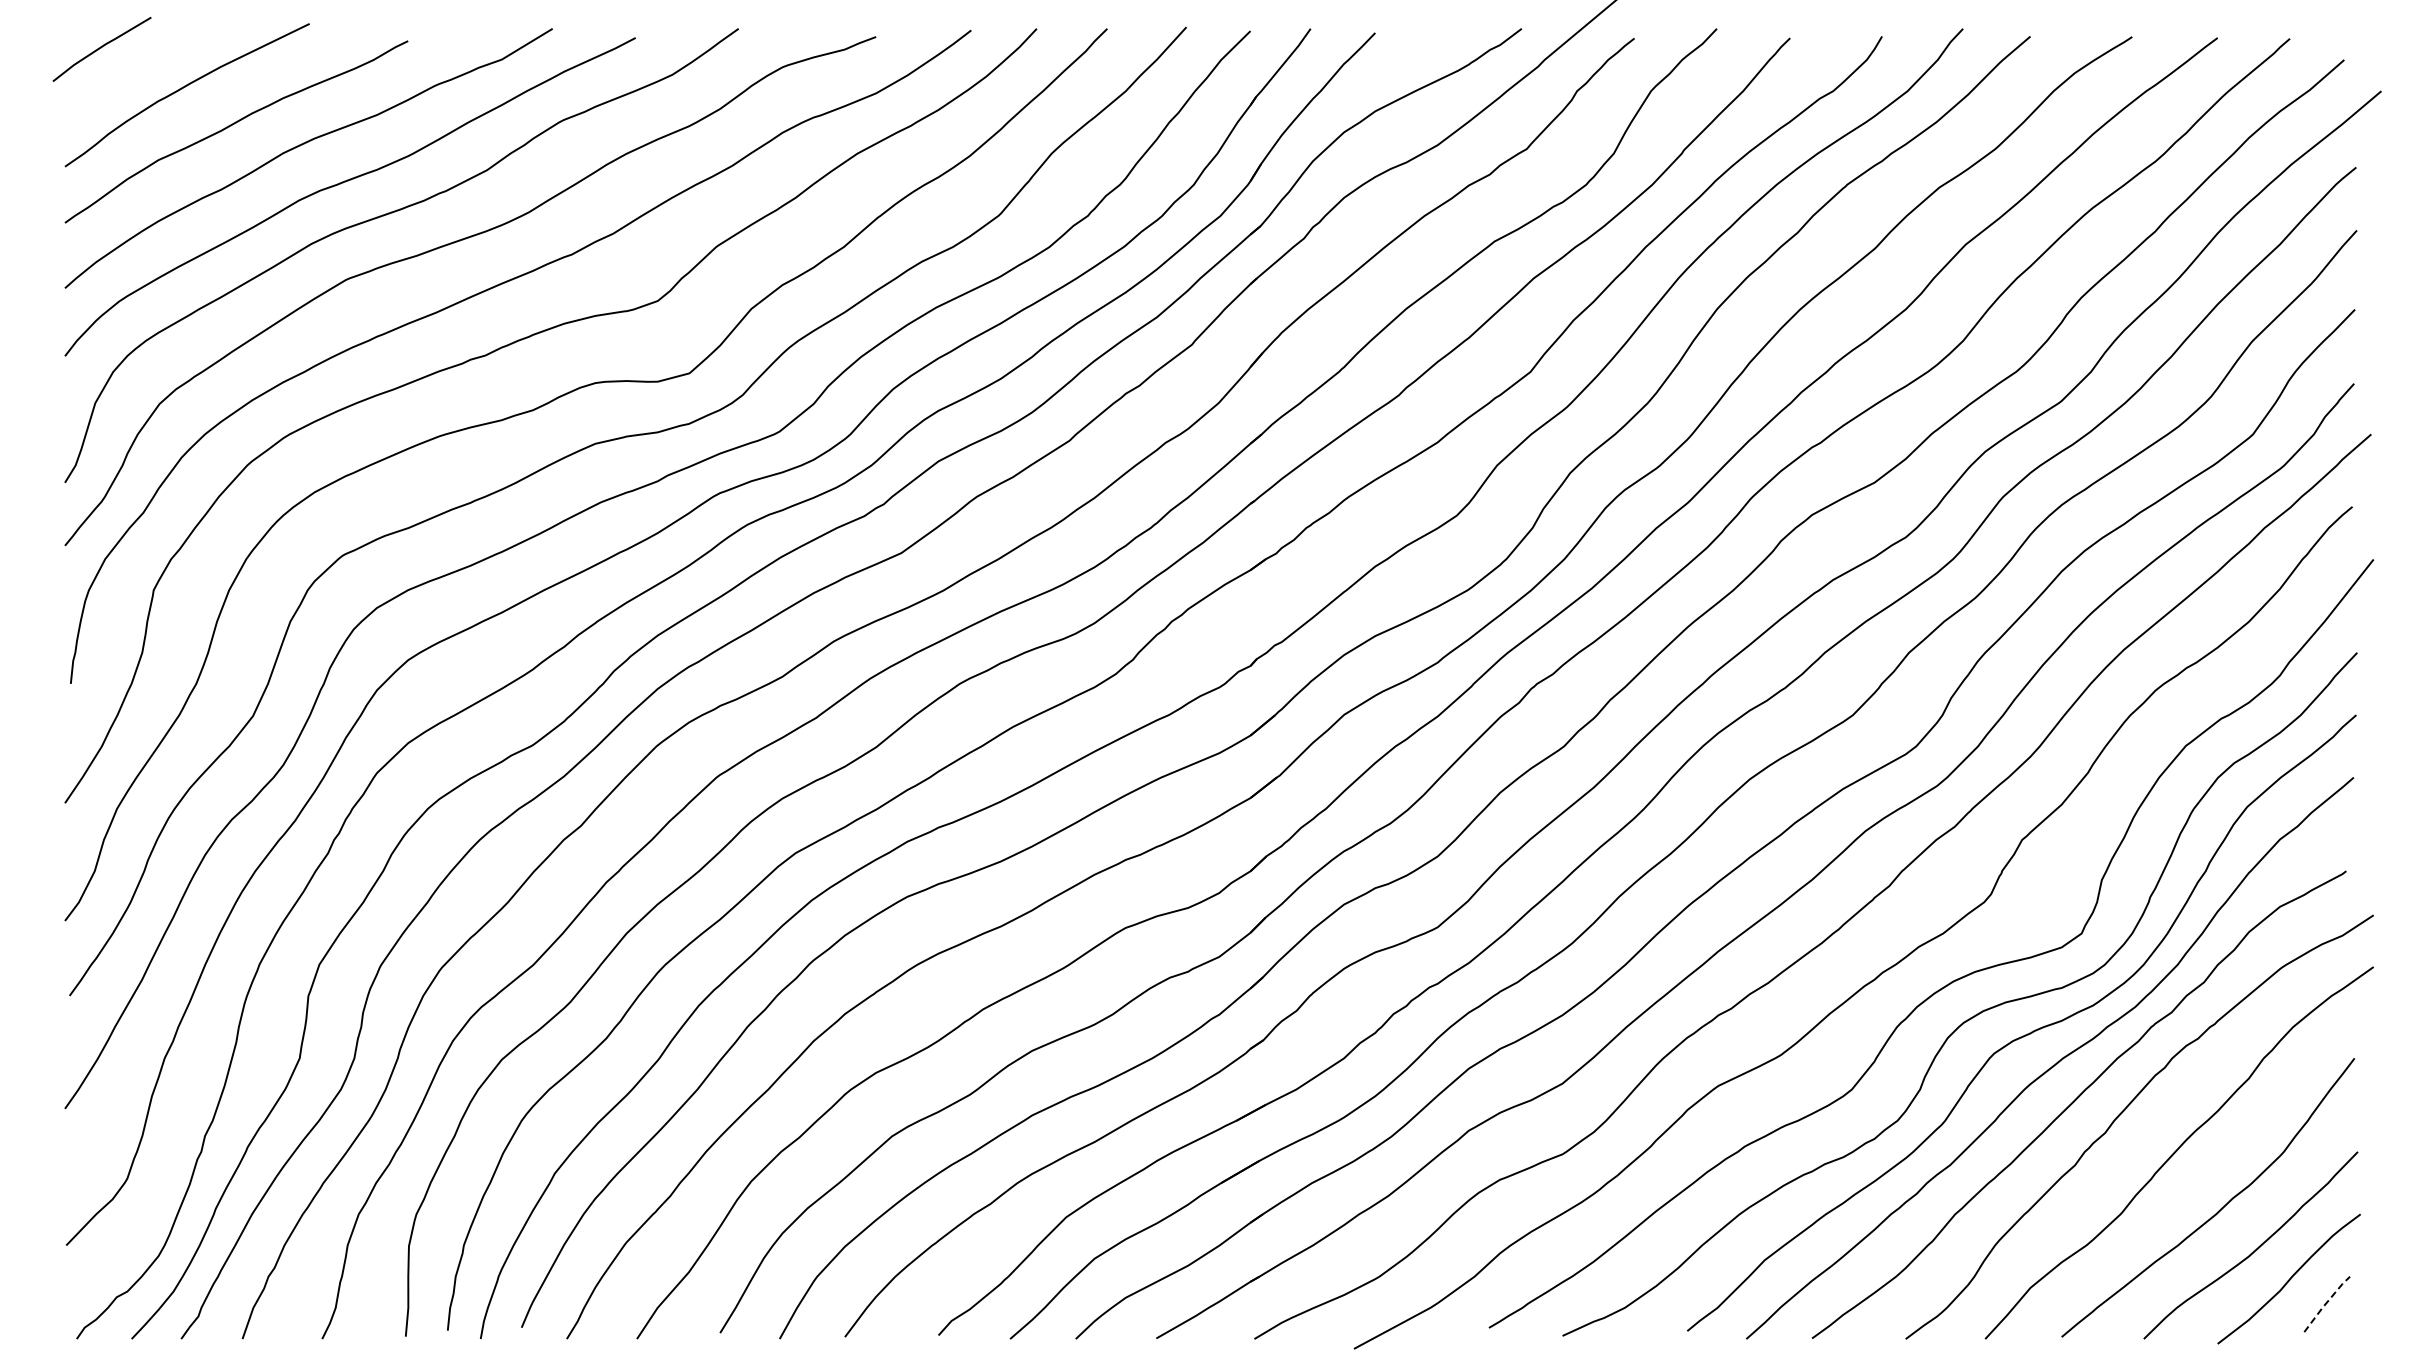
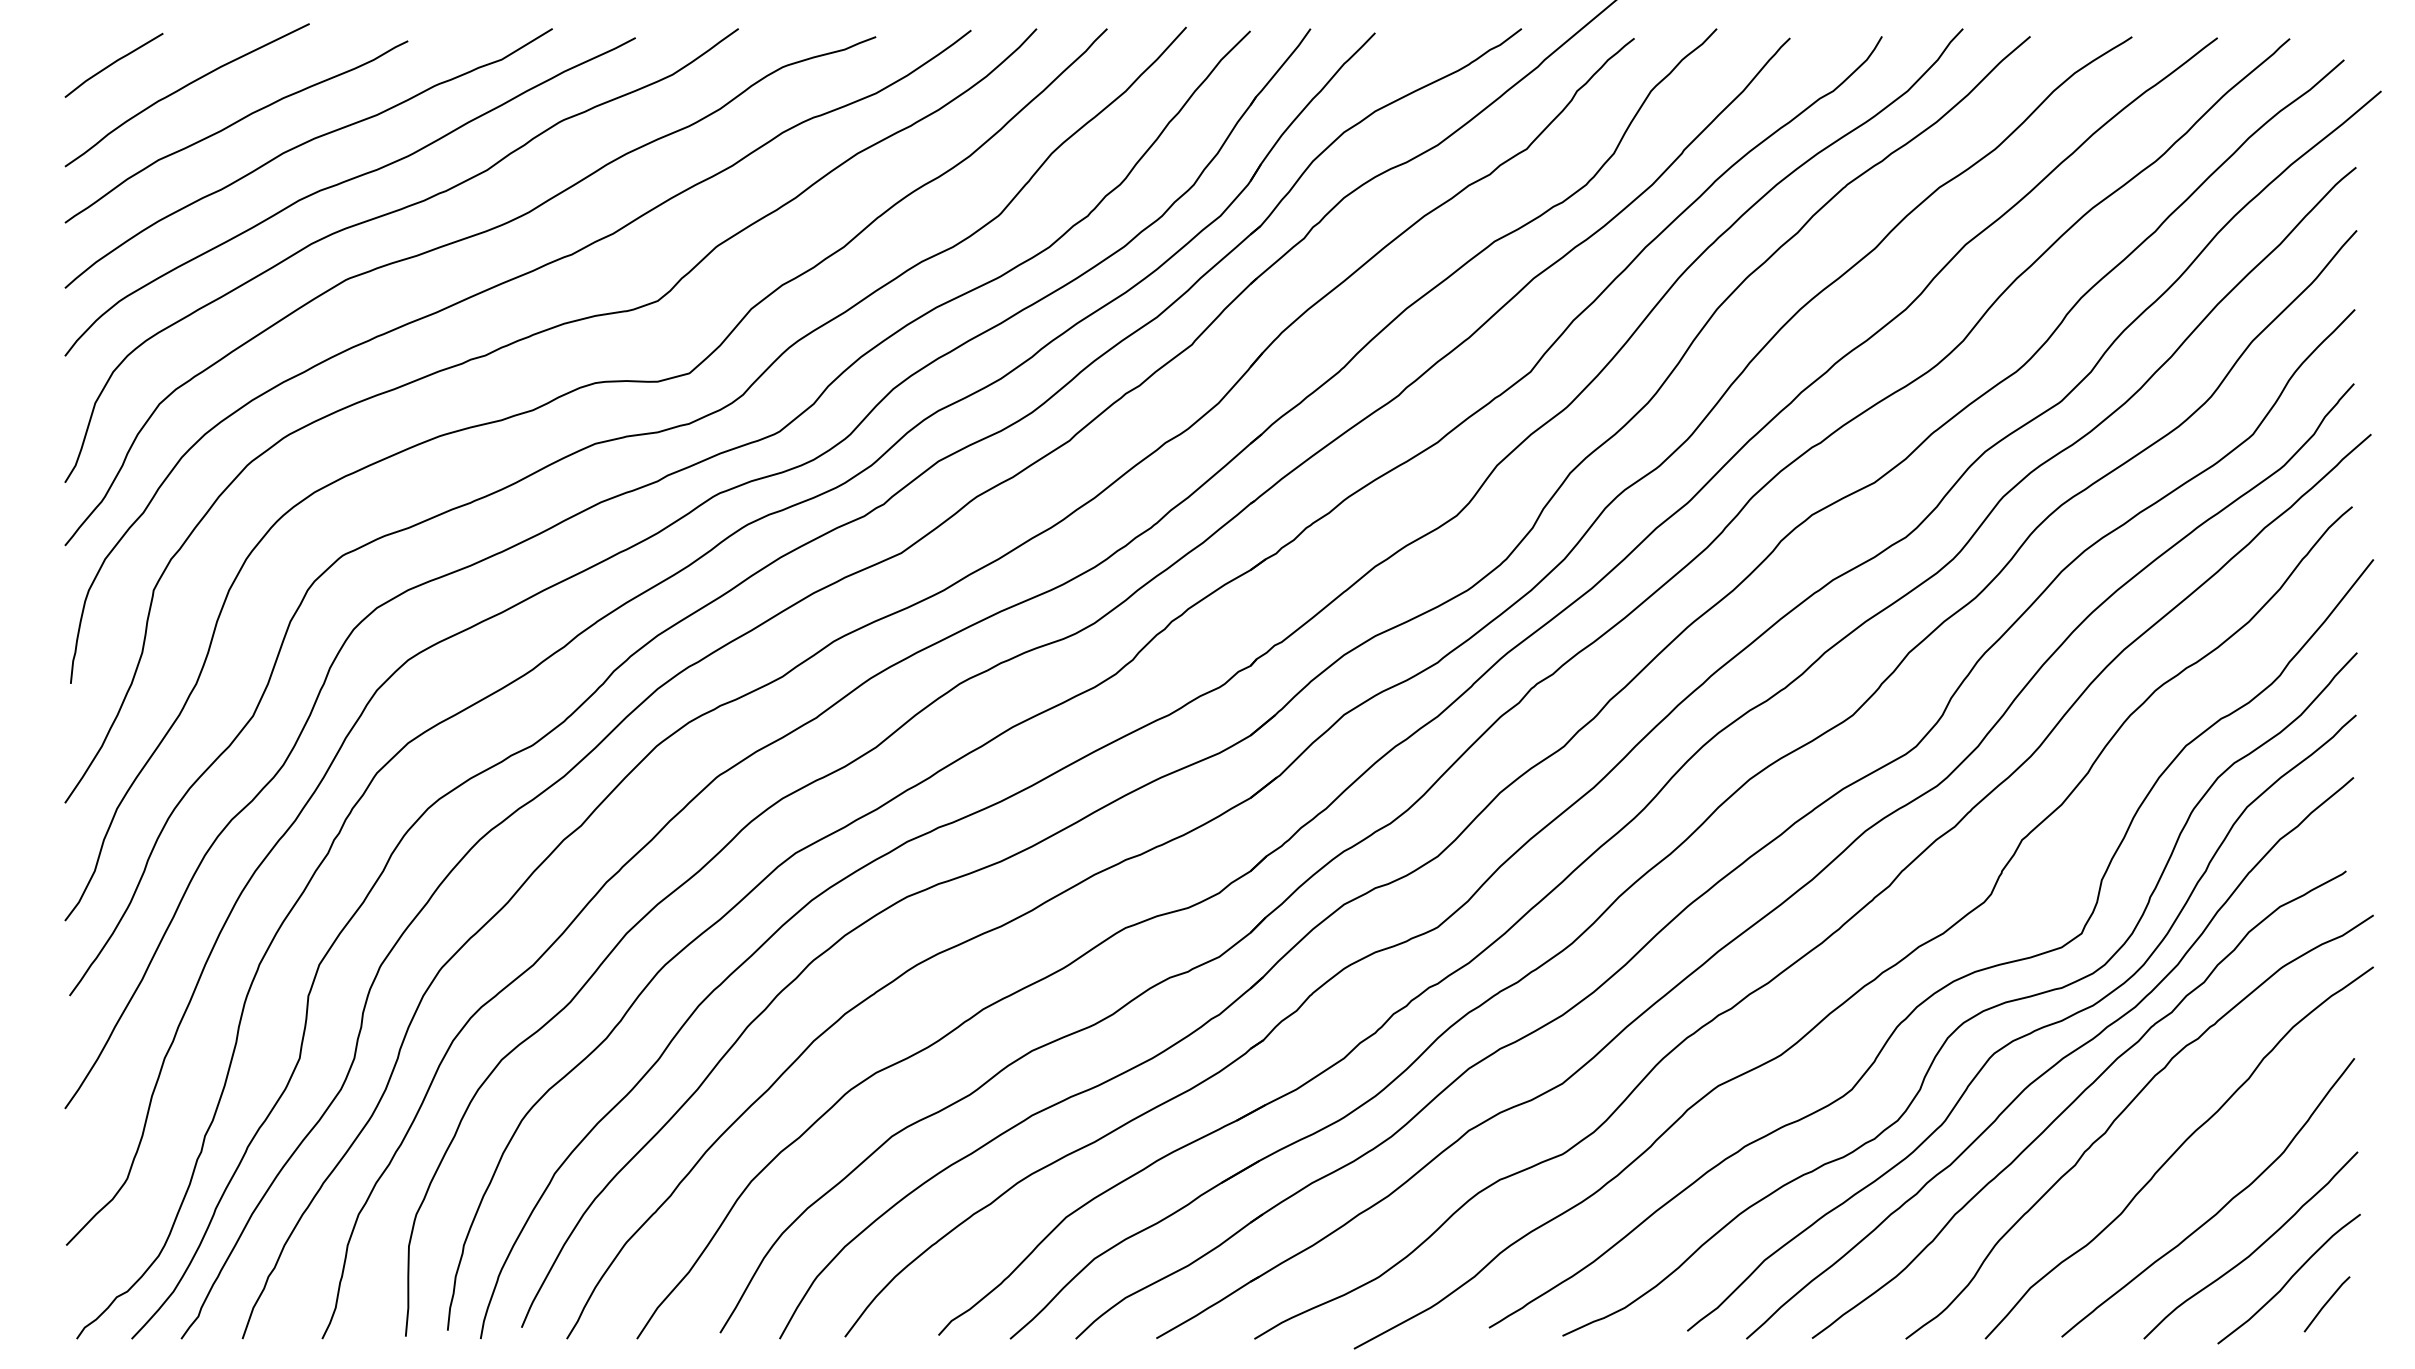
line position: (101, 48) -> (113, 64) (113, 64)
line: dashed -> solid (2326, 1303)
